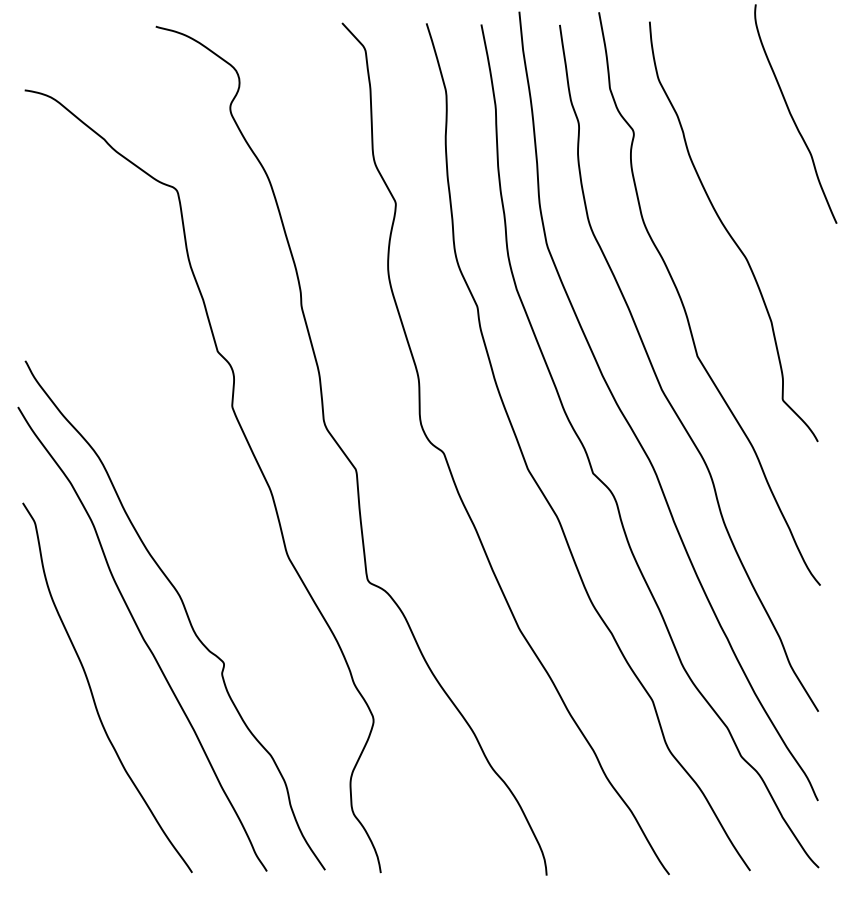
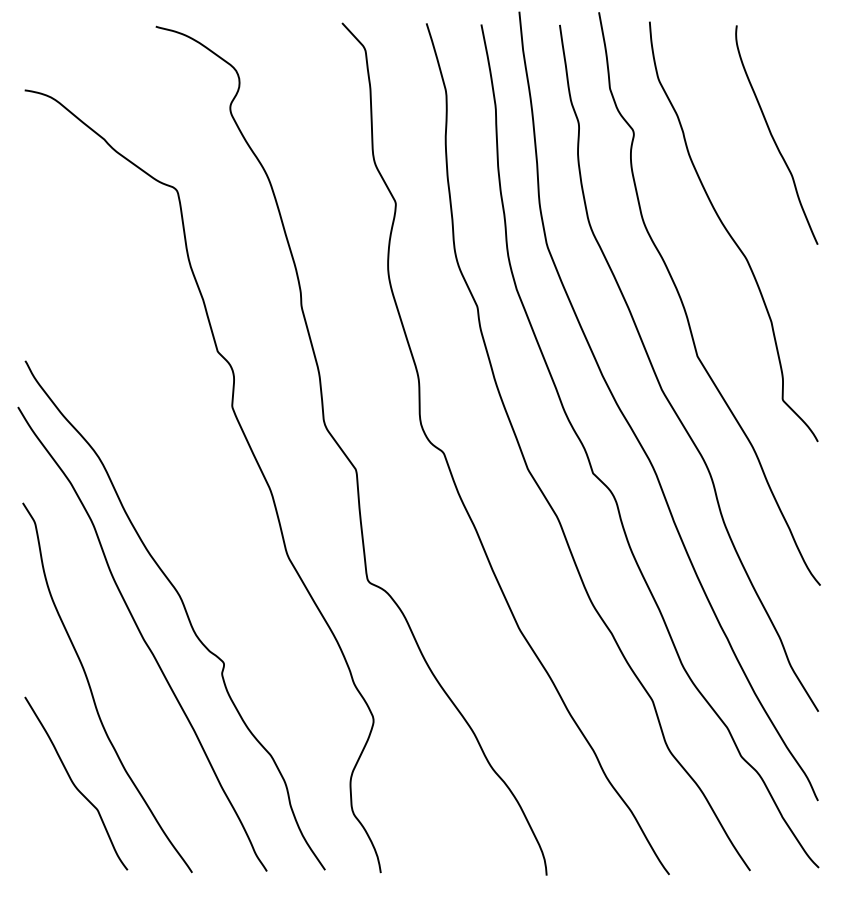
curve position: (792, 115) -> (773, 136) (773, 136)
curve: none -> present (75, 784)
